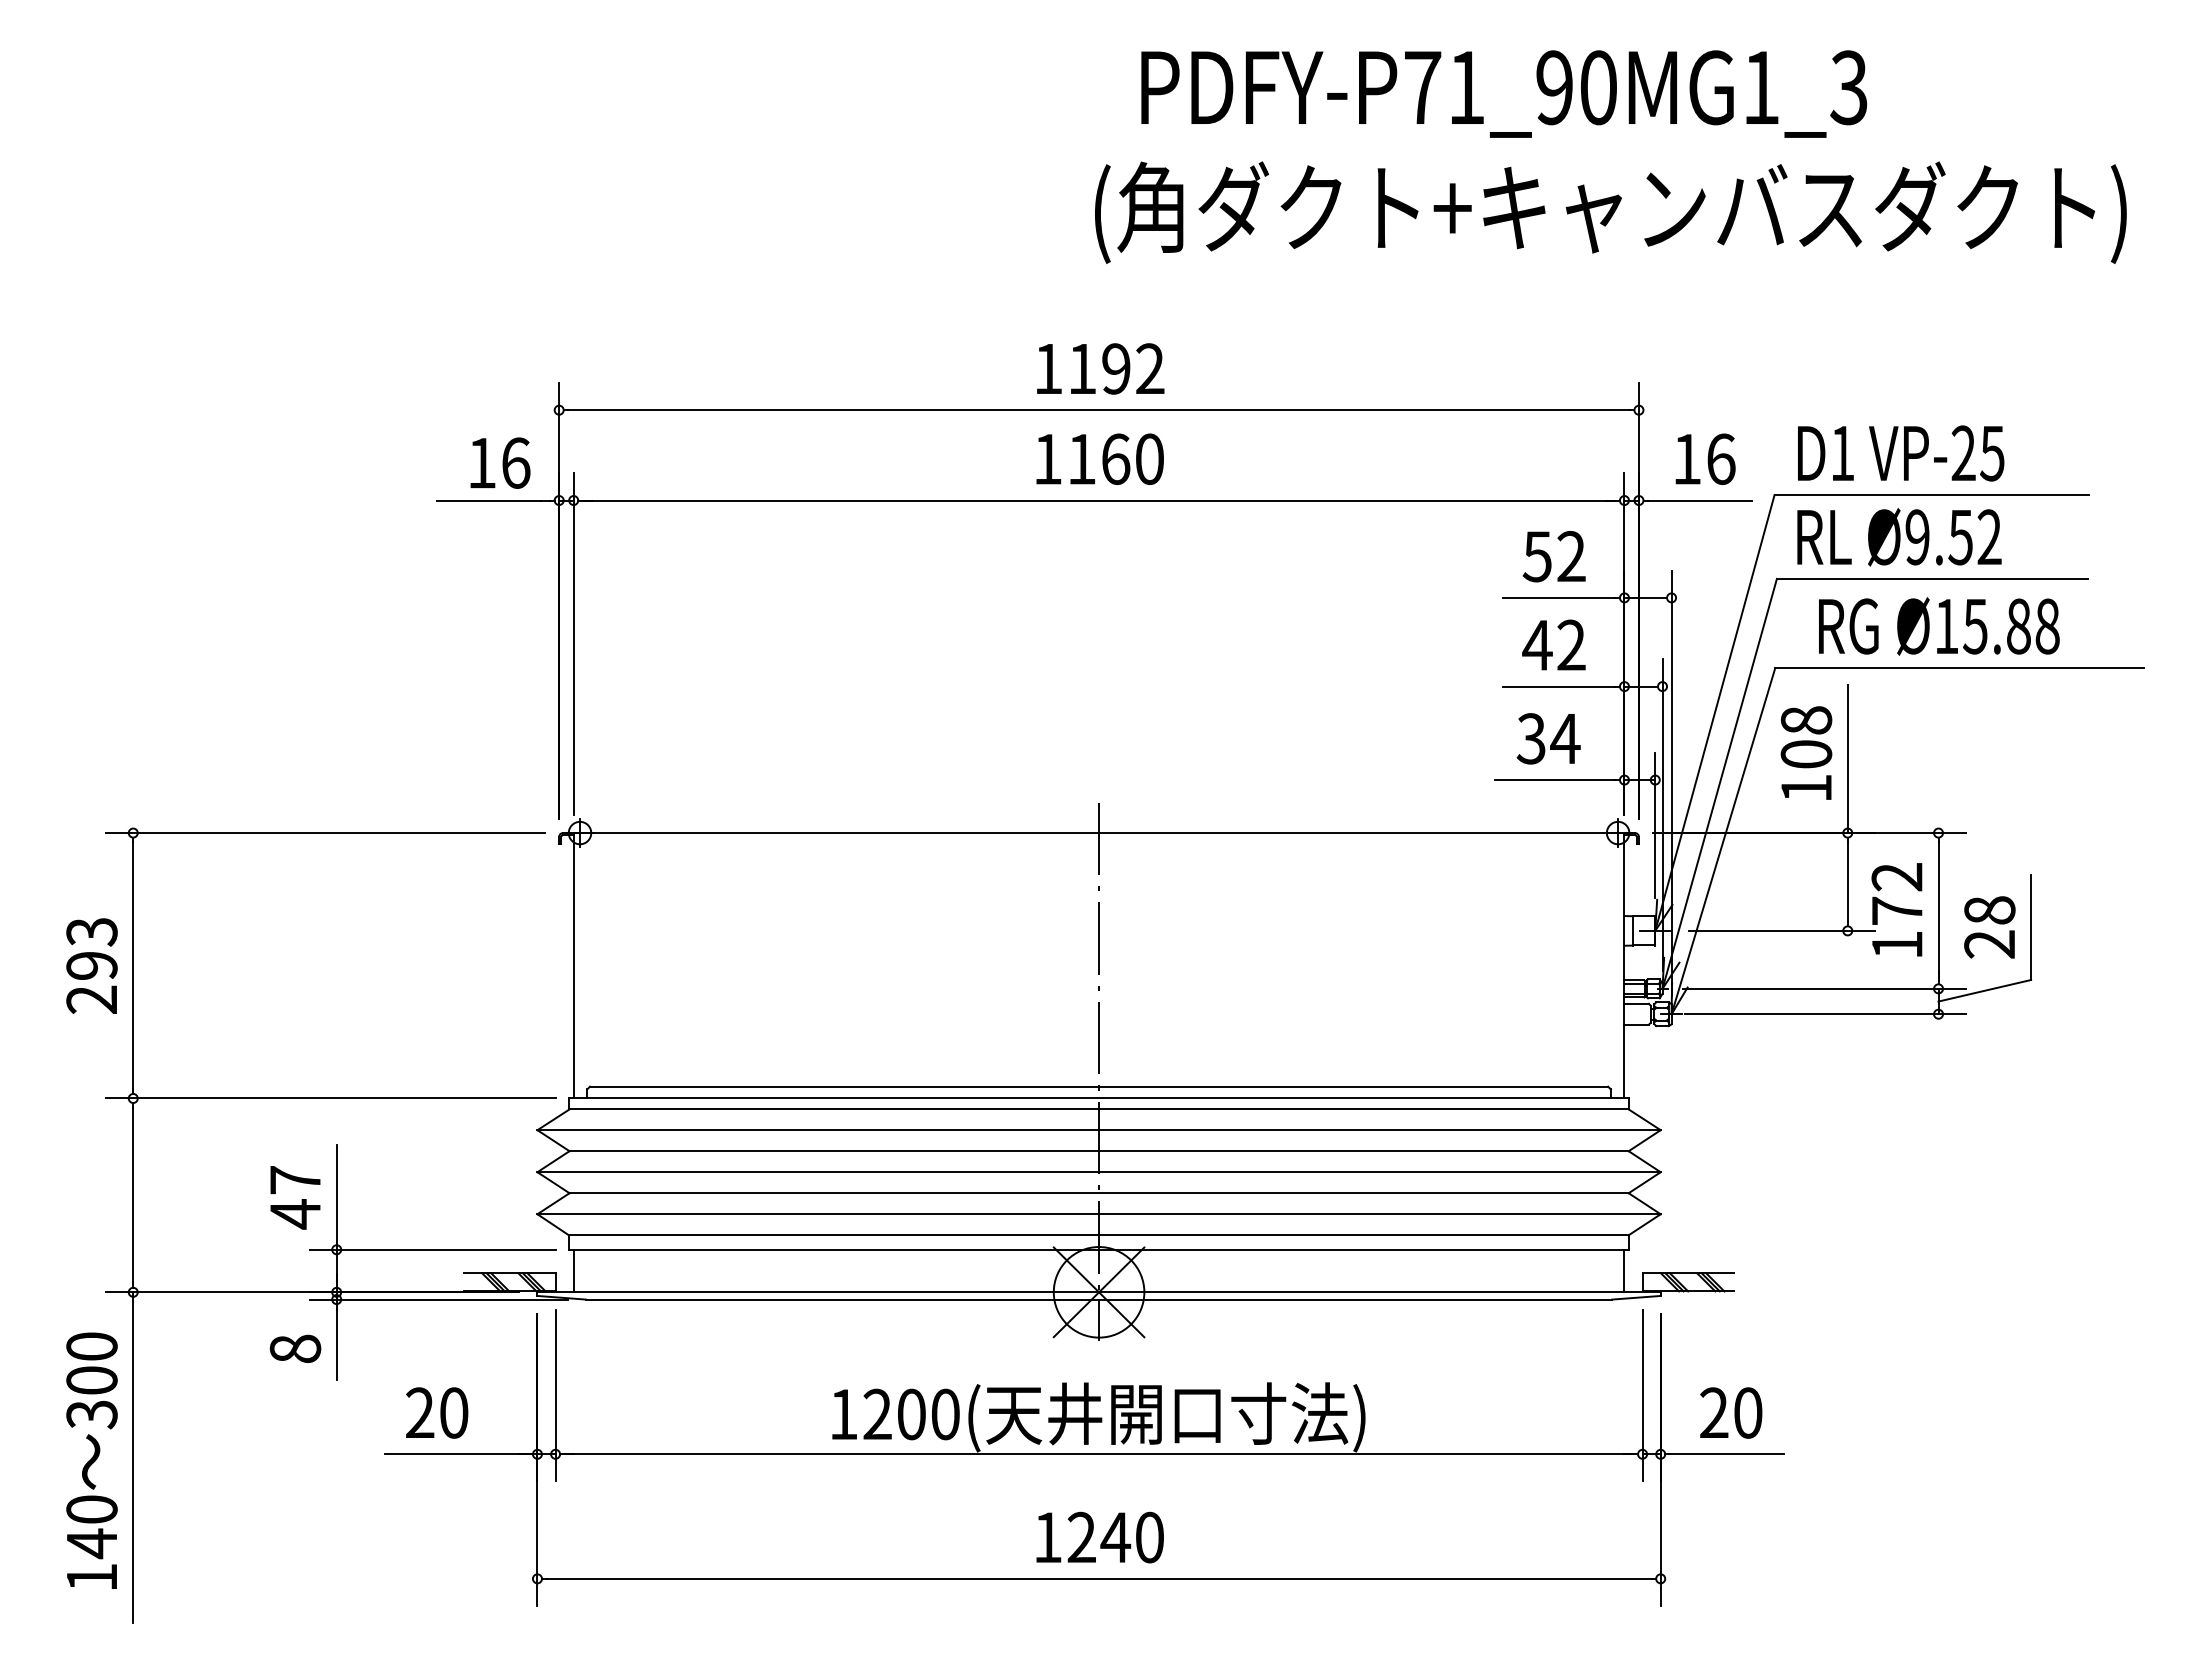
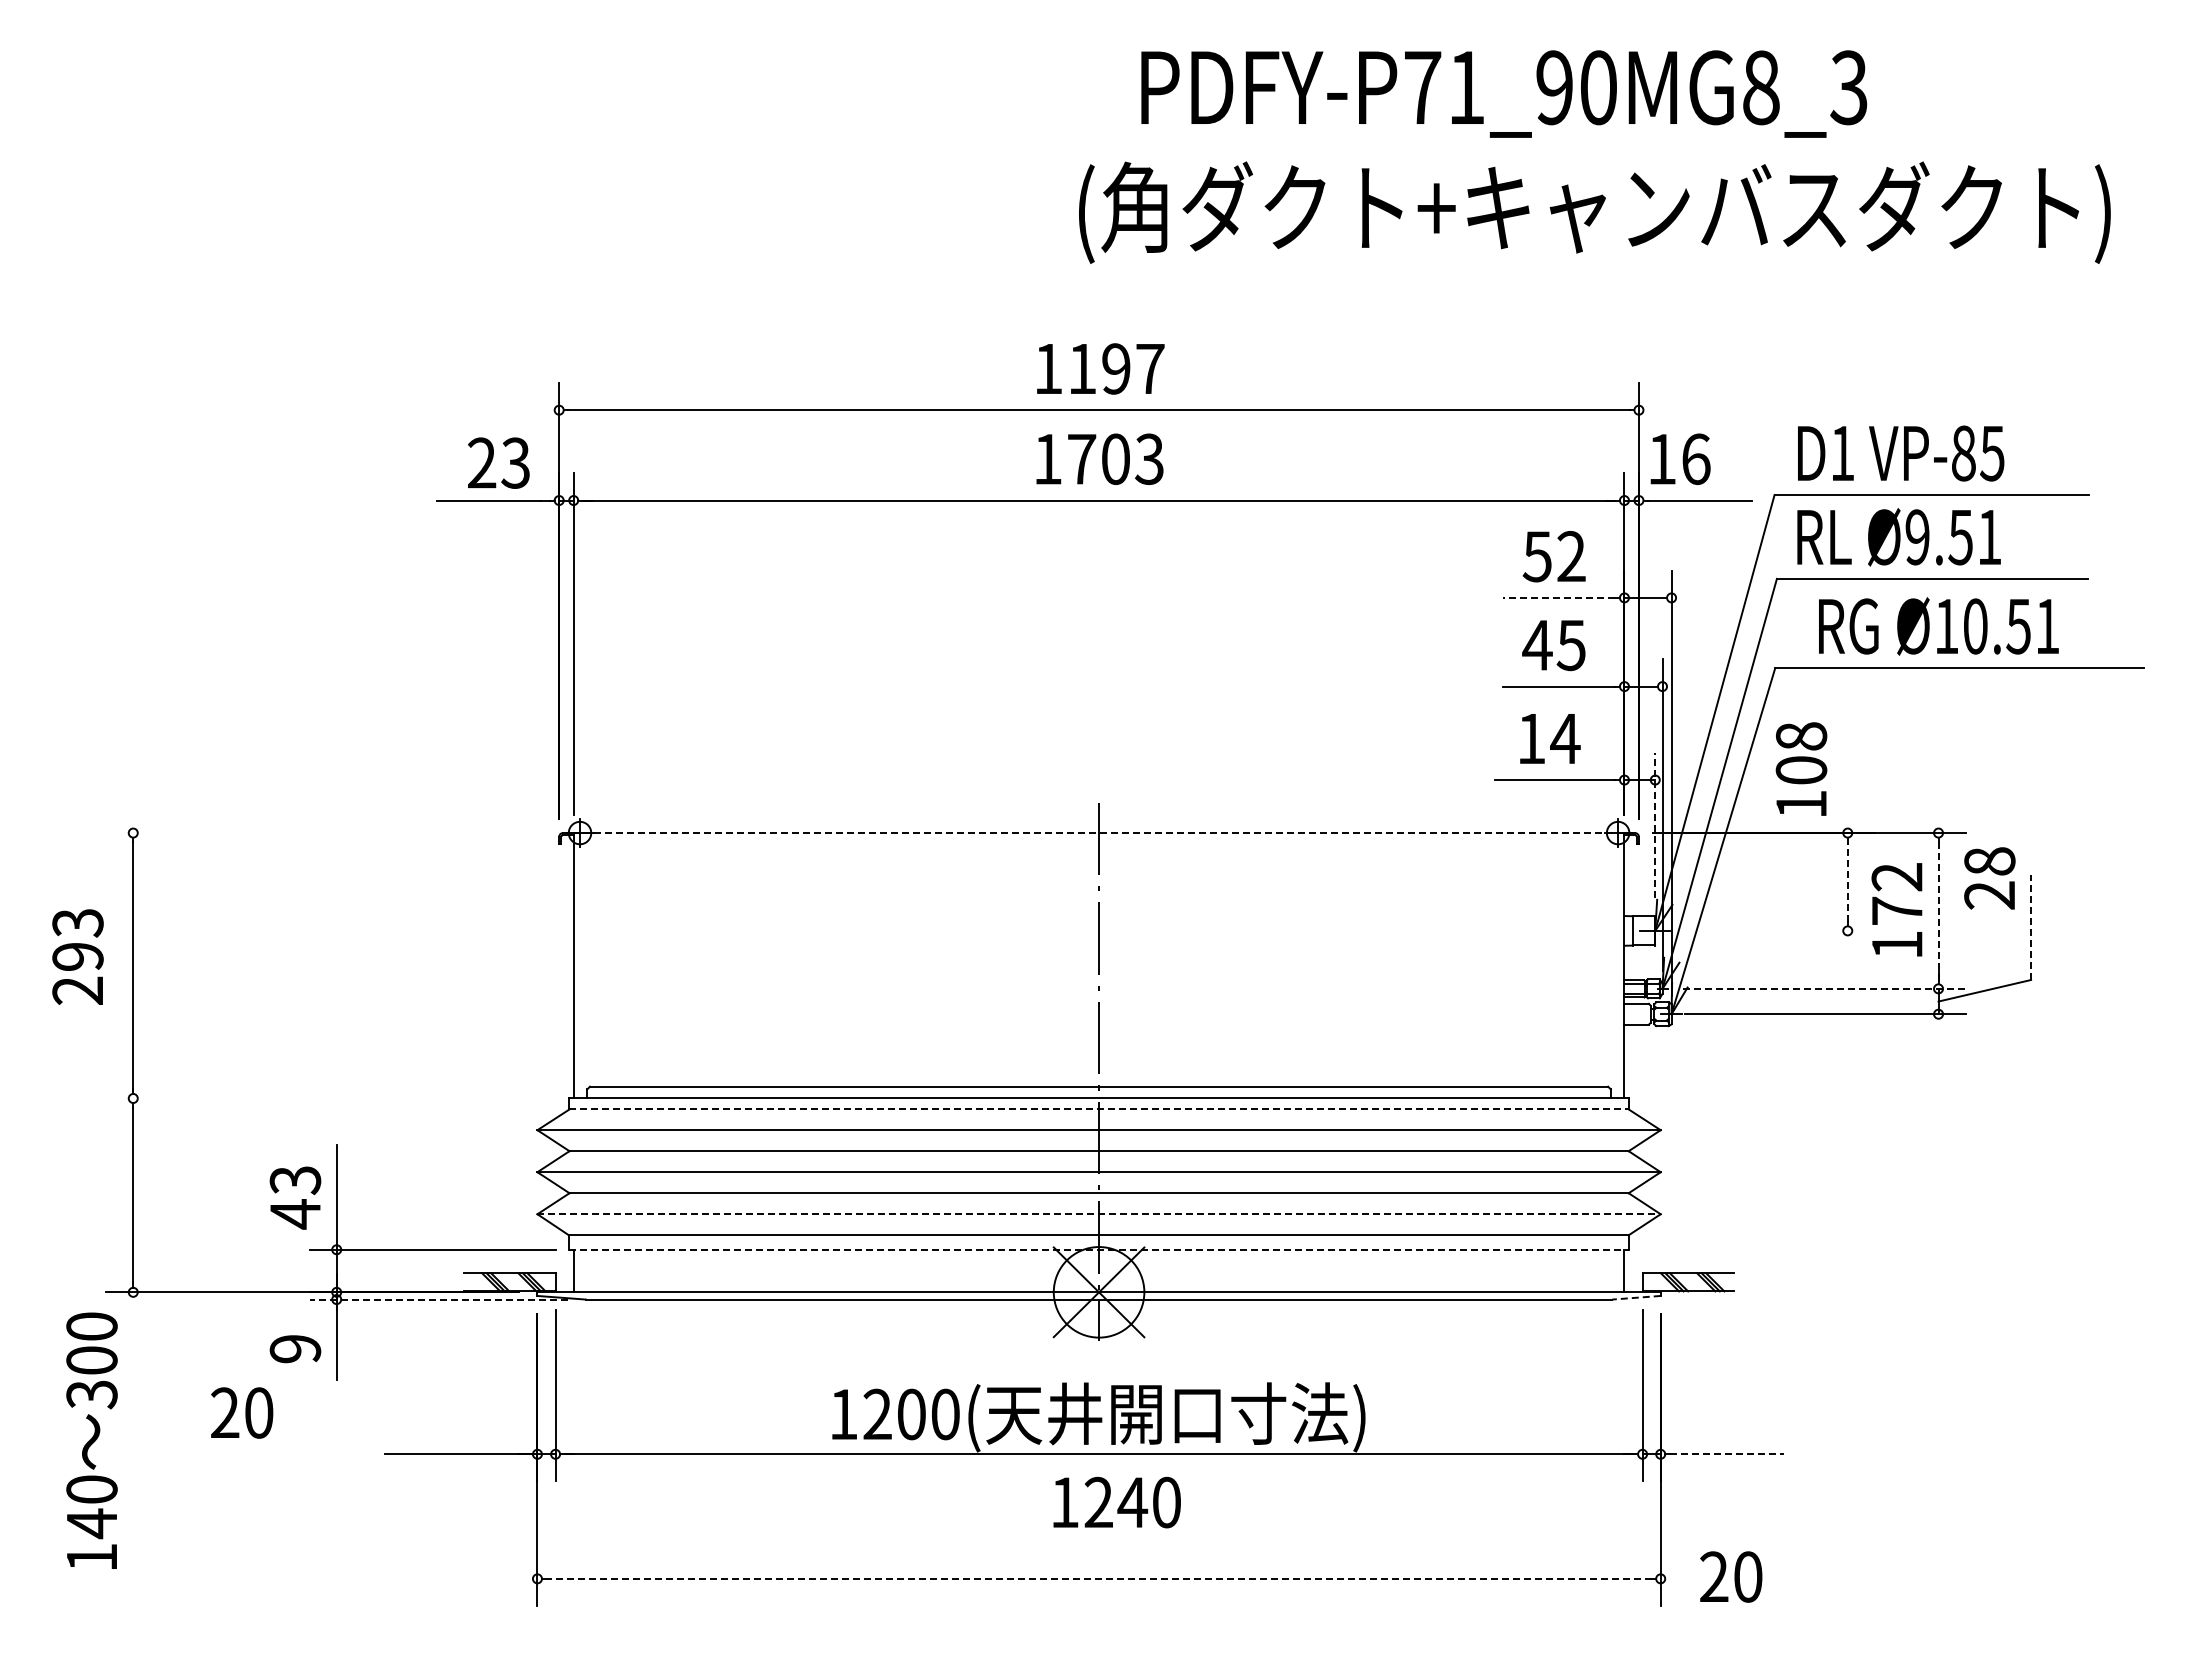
text: PDFY-P71_90MG1_3 -> PDFY-P71_90MG8_3 (1761, 87)
text position: (1610, 212) -> (1594, 212) (1594, 212)
text: 1192 -> 1197 (1150, 368)
text: VP-25 -> VP-85 (1963, 453)
text: 1160 -> 1703 (1115, 458)
text position: (1705, 458) -> (1680, 458) (1680, 458)
text: 16 -> 23 (499, 462)
text: Ø9.52 -> Ø9.51 (1989, 536)
line: solid -> dashed (1558, 597)
text: Ø15.88 -> Ø10.51 (2011, 626)
text: 42 -> 45 (1570, 645)
text: 34 -> 14 (1530, 738)
text position: (1806, 752) -> (1801, 768) (1801, 768)
line: present -> none (1847, 758)
line: solid -> dashed (1655, 824)
line: present -> none (325, 833)
line: solid -> dashed (1098, 833)
line: solid -> dashed (1847, 881)
line: solid -> dashed (1938, 910)
text position: (1989, 927) -> (1989, 878) (1989, 878)
line: solid -> dashed (2031, 927)
line: present -> none (1781, 930)
text position: (91, 965) -> (77, 956) (77, 956)
line: solid -> dashed (1824, 988)
line: present -> none (330, 1098)
line: solid -> dashed (1098, 1109)
text: 47 -> 43 (295, 1180)
line: solid -> dashed (1099, 1214)
line: solid -> dashed (1098, 1249)
line: solid -> dashed (1635, 1297)
line: solid -> dashed (438, 1299)
text: 8 -> 9 (295, 1348)
text position: (437, 1412) -> (242, 1412) (242, 1412)
text position: (1731, 1412) -> (1731, 1576) (1731, 1576)
line: solid -> dashed (1727, 1454)
line: present -> none (133, 1457)
text position: (91, 1460) -> (91, 1440) (91, 1440)
text position: (1099, 1537) -> (1116, 1502) (1116, 1502)
line: solid -> dashed (1099, 1578)
